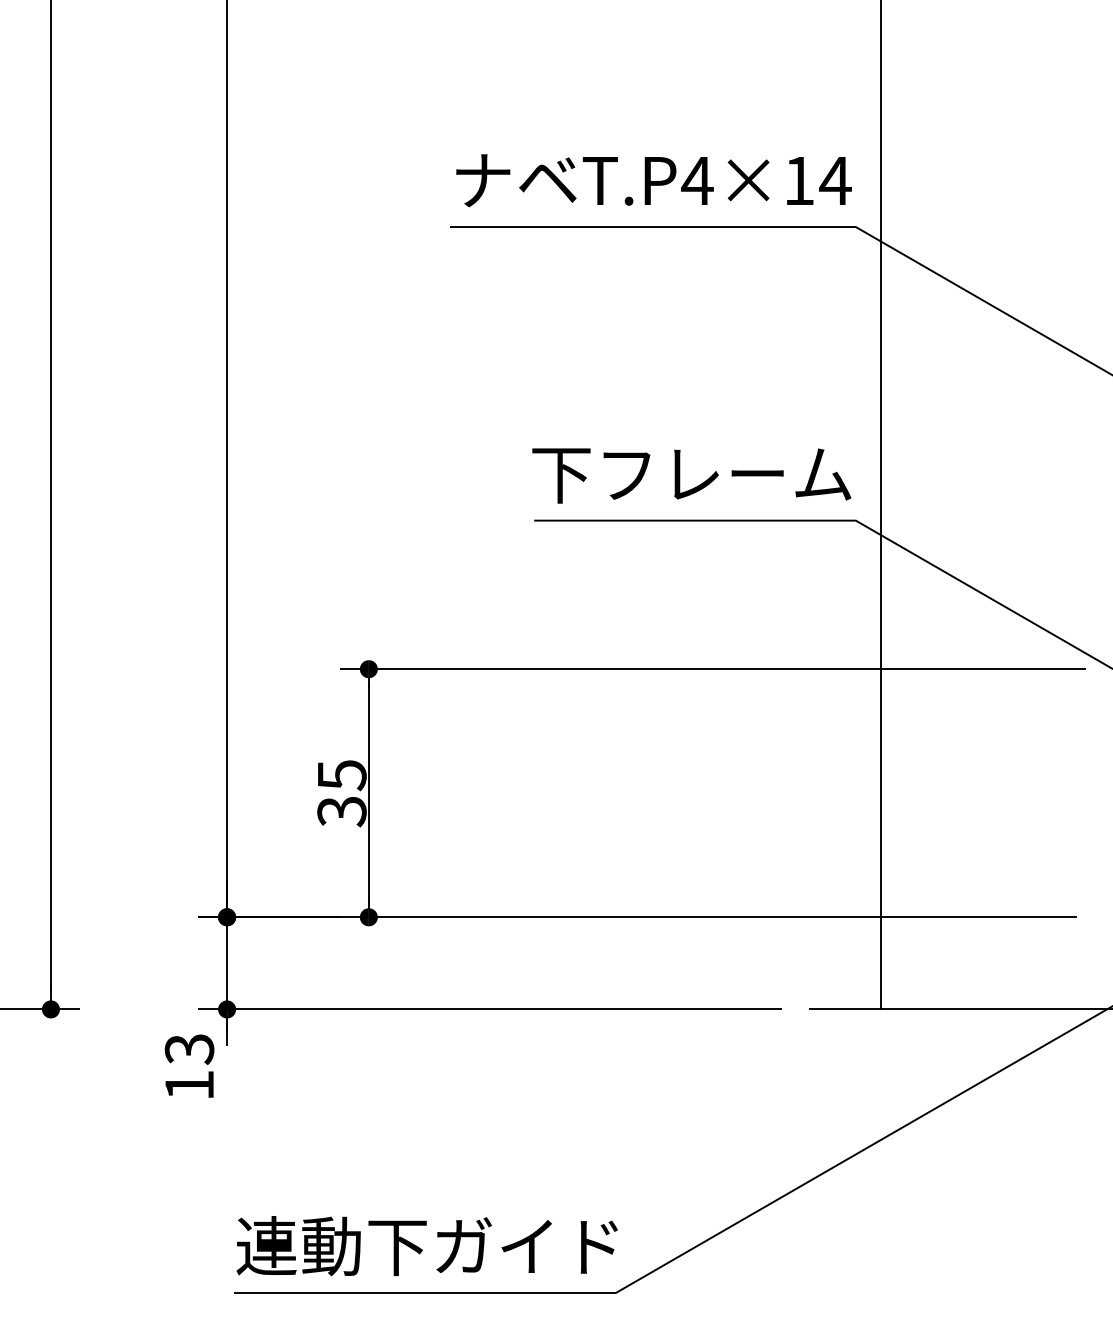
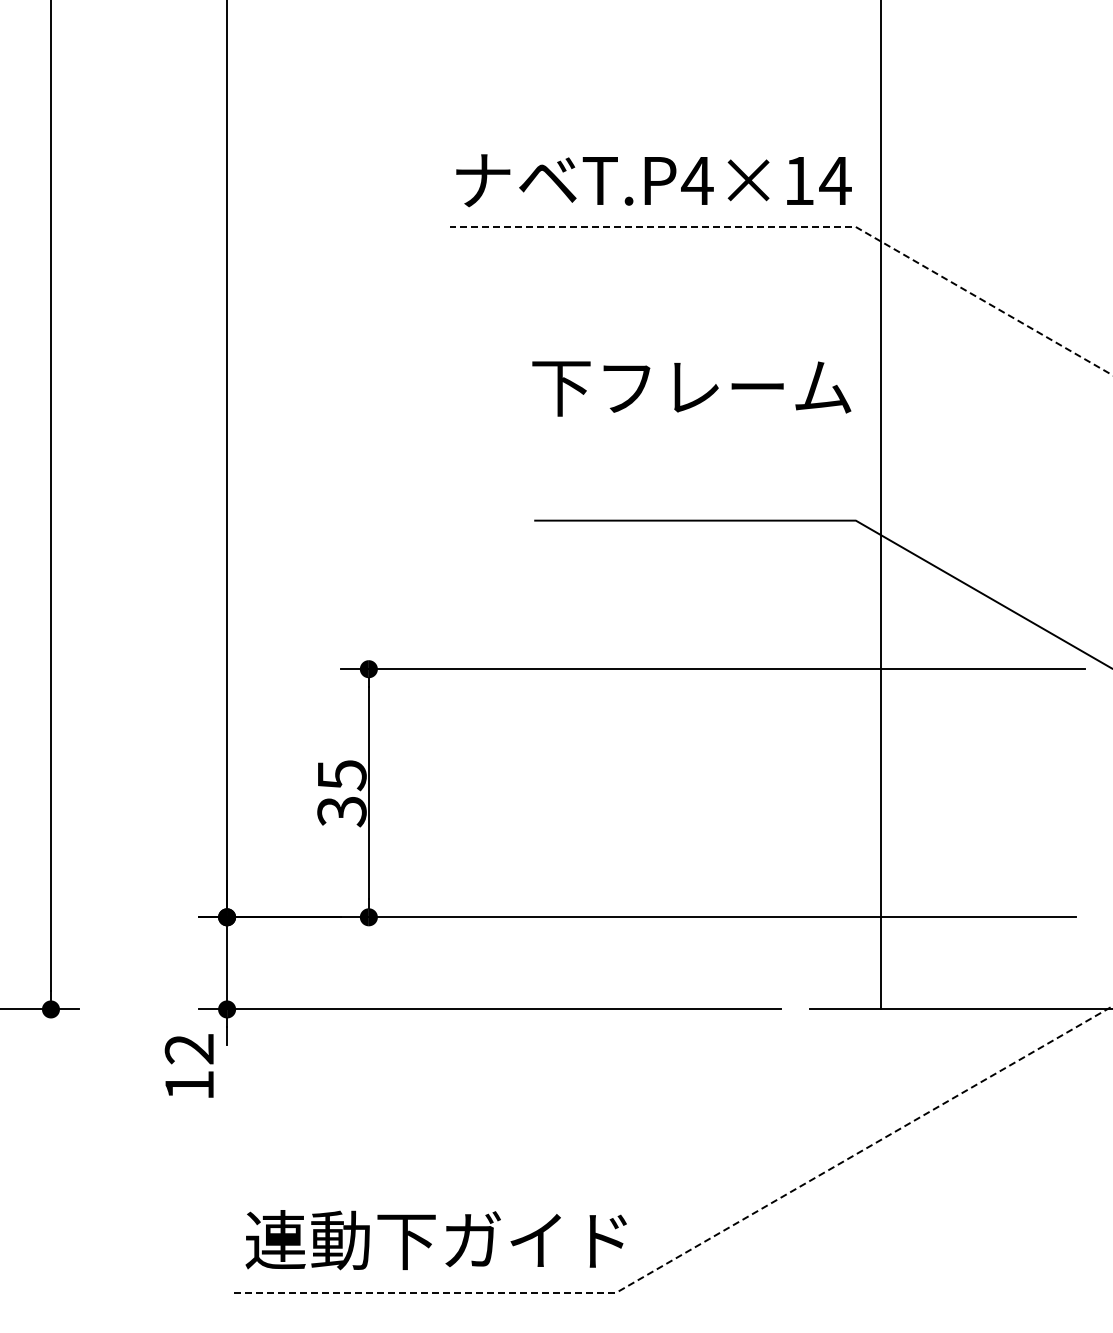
line: solid -> dashed (801, 227)
text position: (691, 475) -> (691, 388) (691, 388)
text: 13 -> 12 (189, 1049)
line: solid -> dashed (698, 1245)
text position: (426, 1246) -> (435, 1240) (435, 1240)
